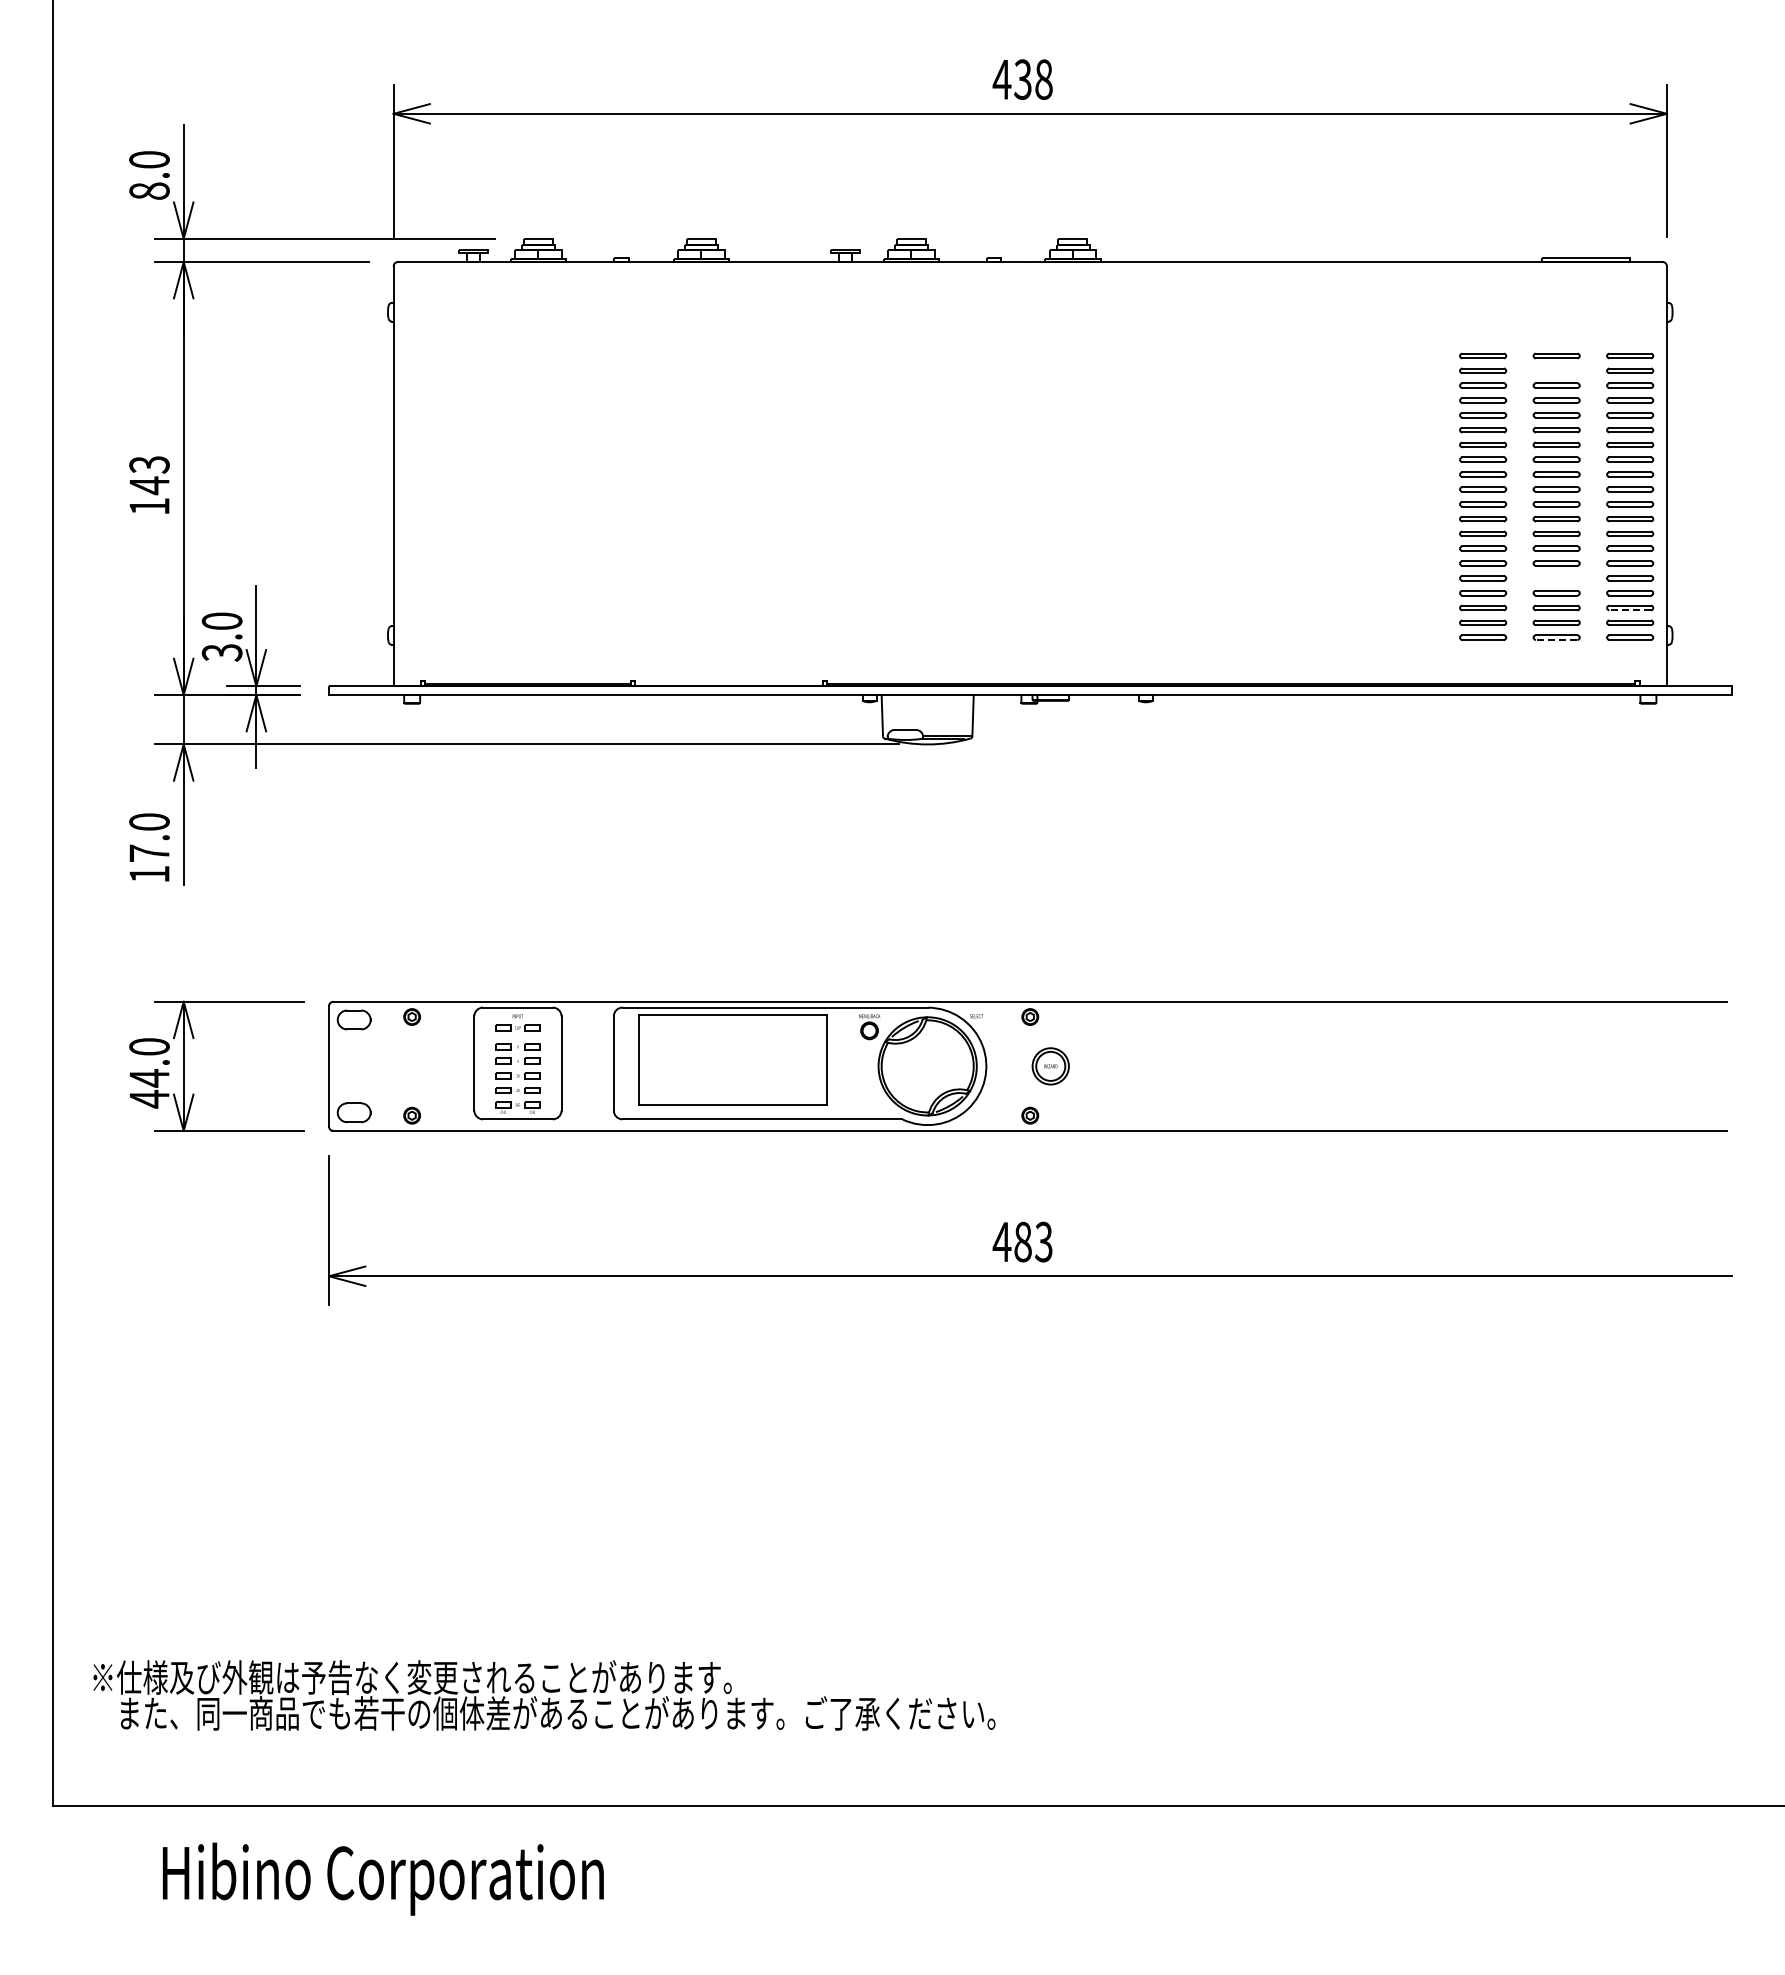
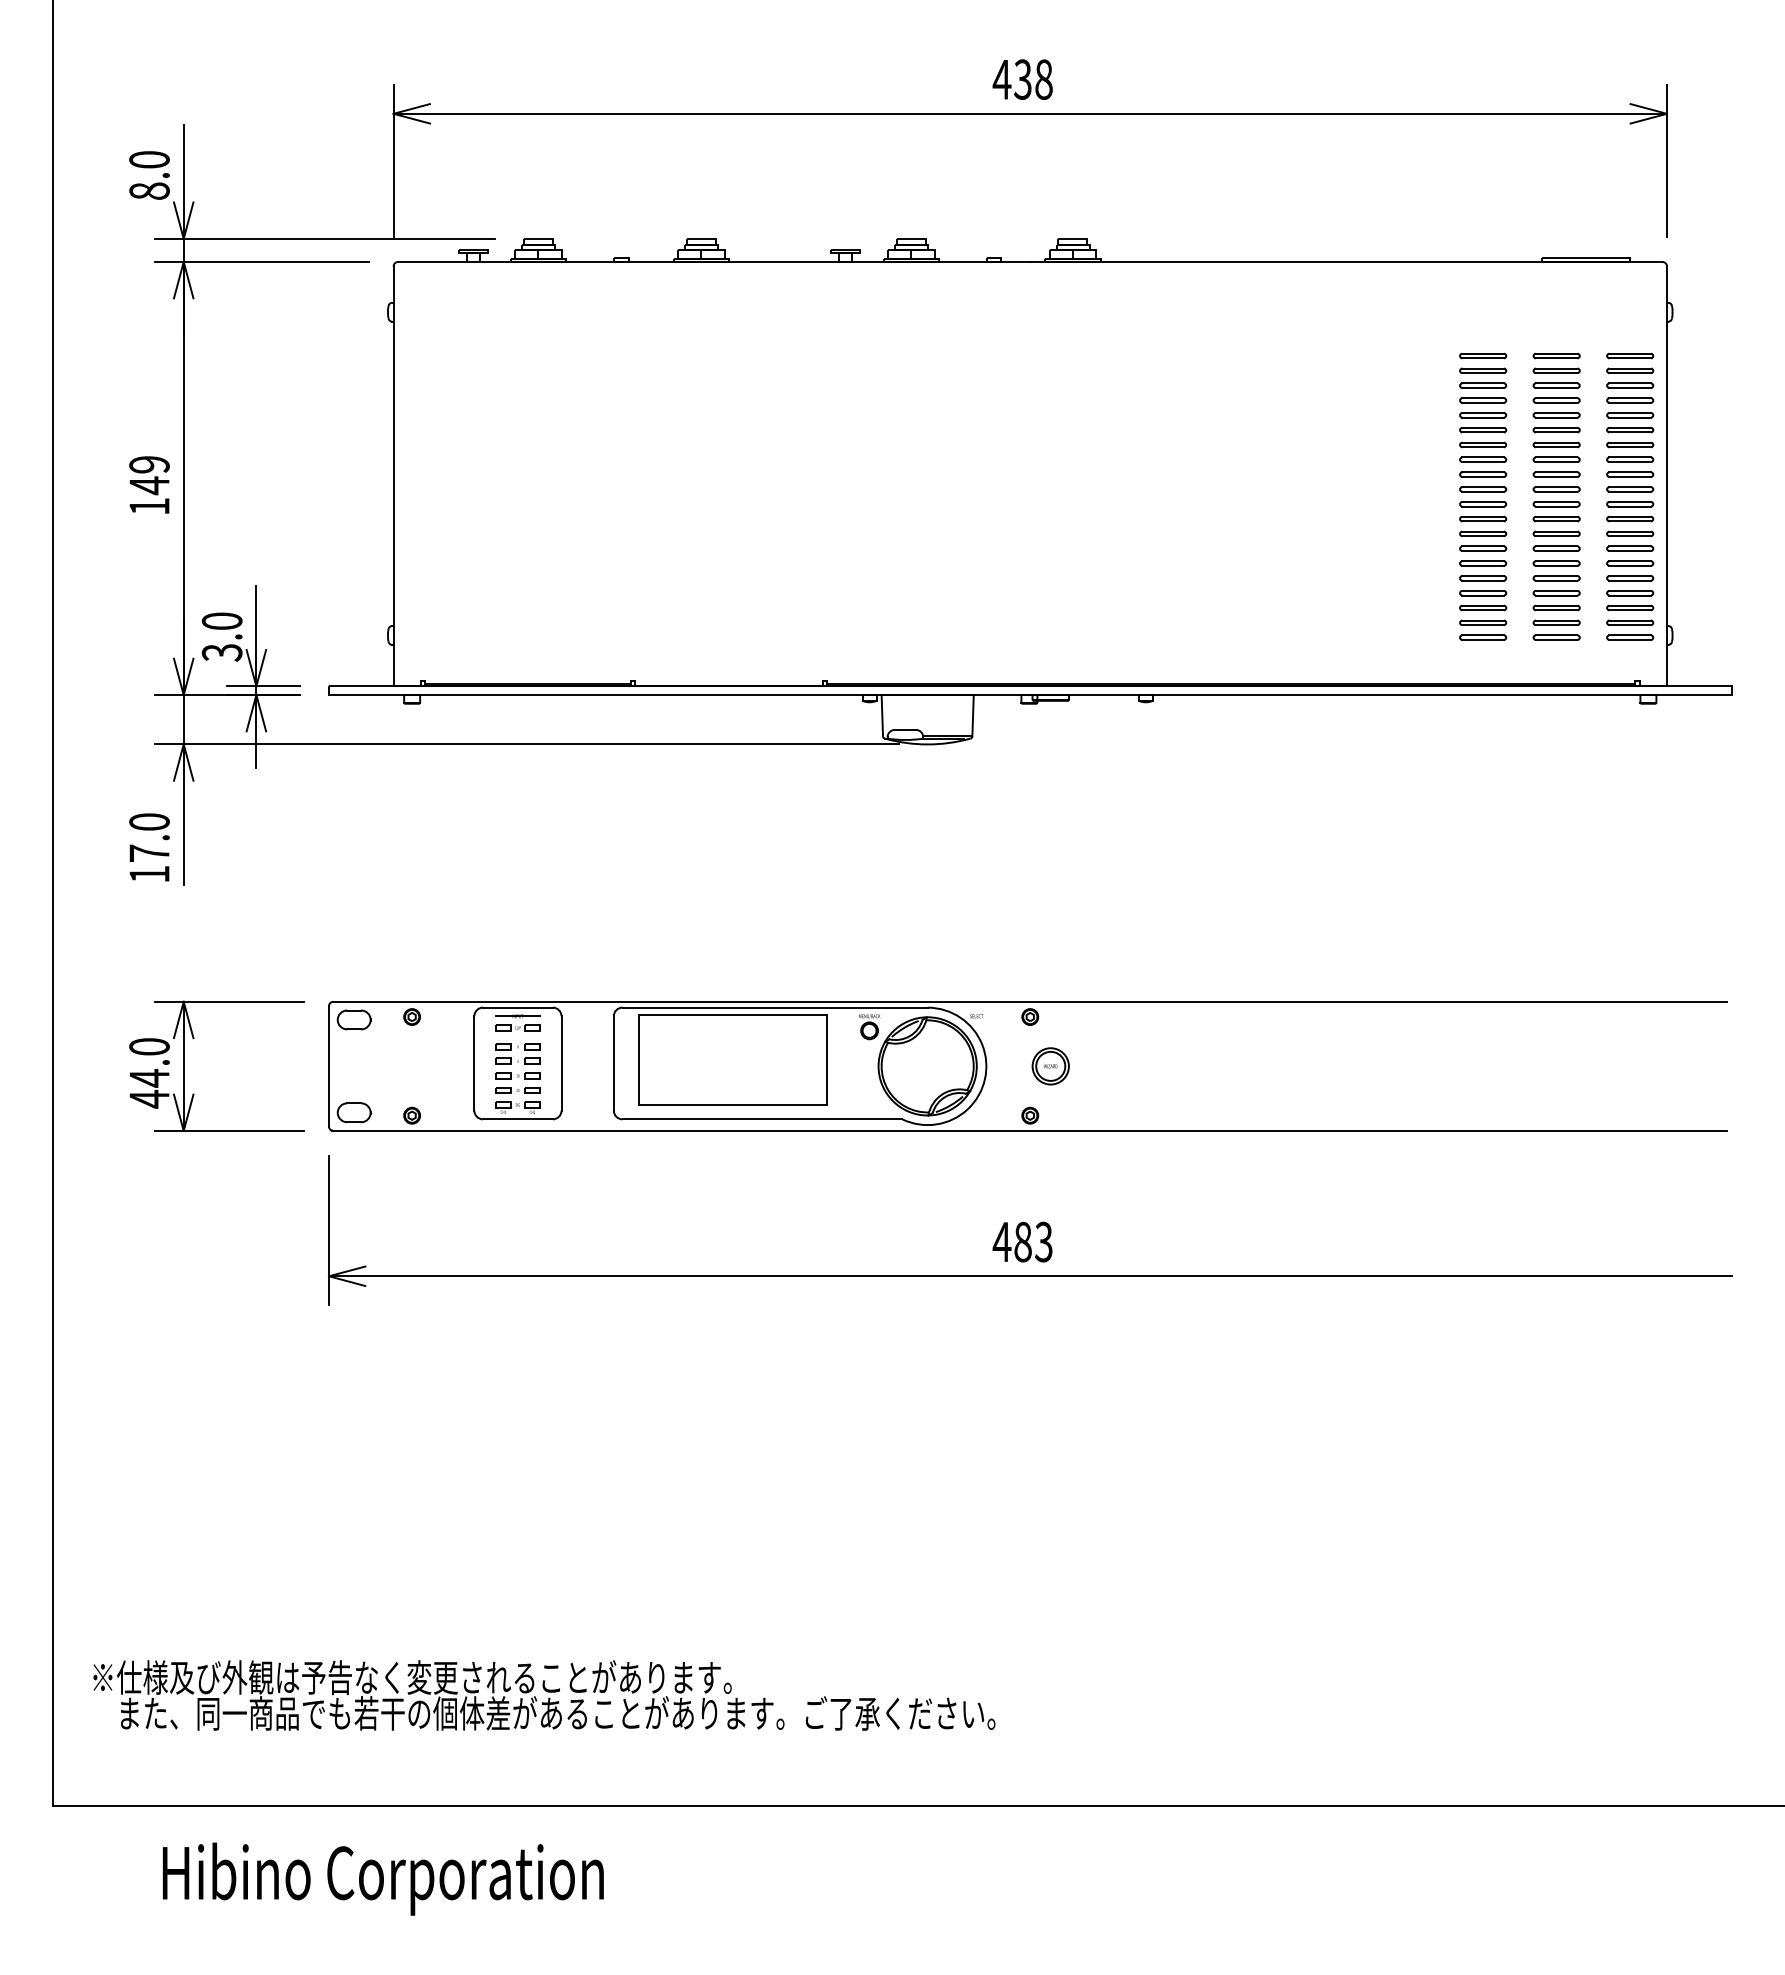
part: none -> present (1556, 370)
text: 143 -> 149 (149, 464)
part: none -> present (1556, 578)
line: dashed -> solid (1630, 610)
line: dashed -> solid (1556, 639)
line: none -> present (517, 1016)
